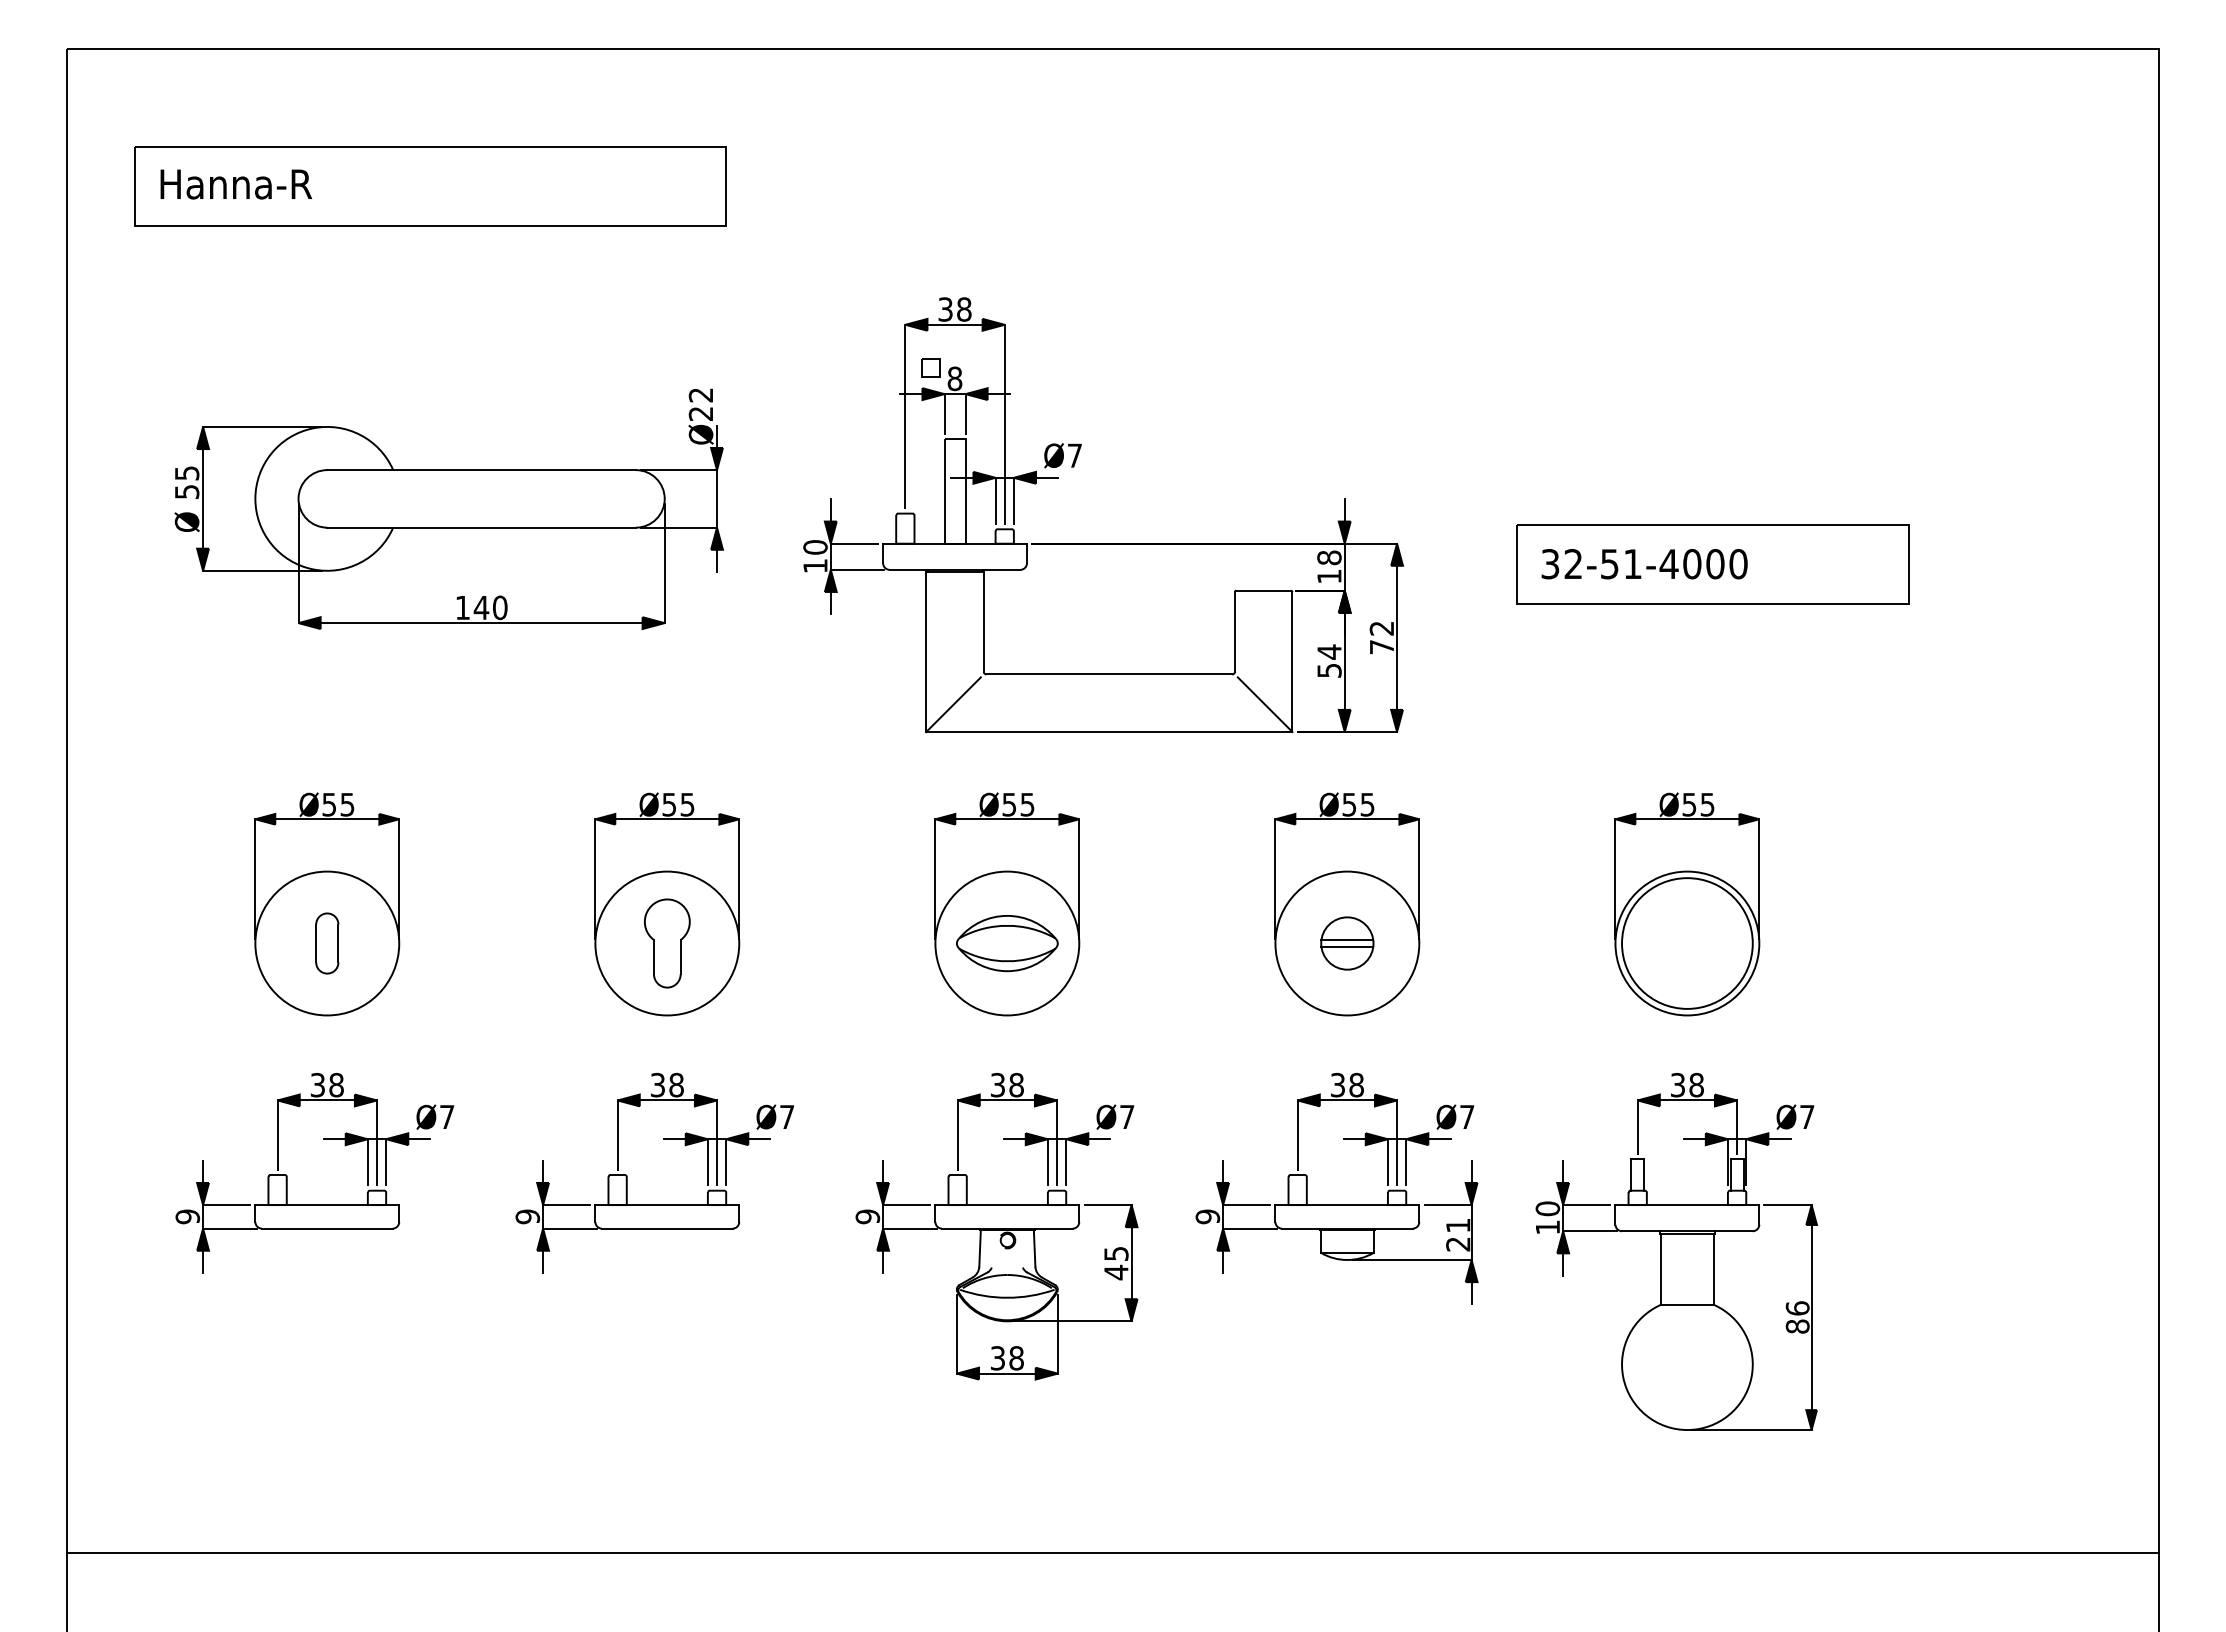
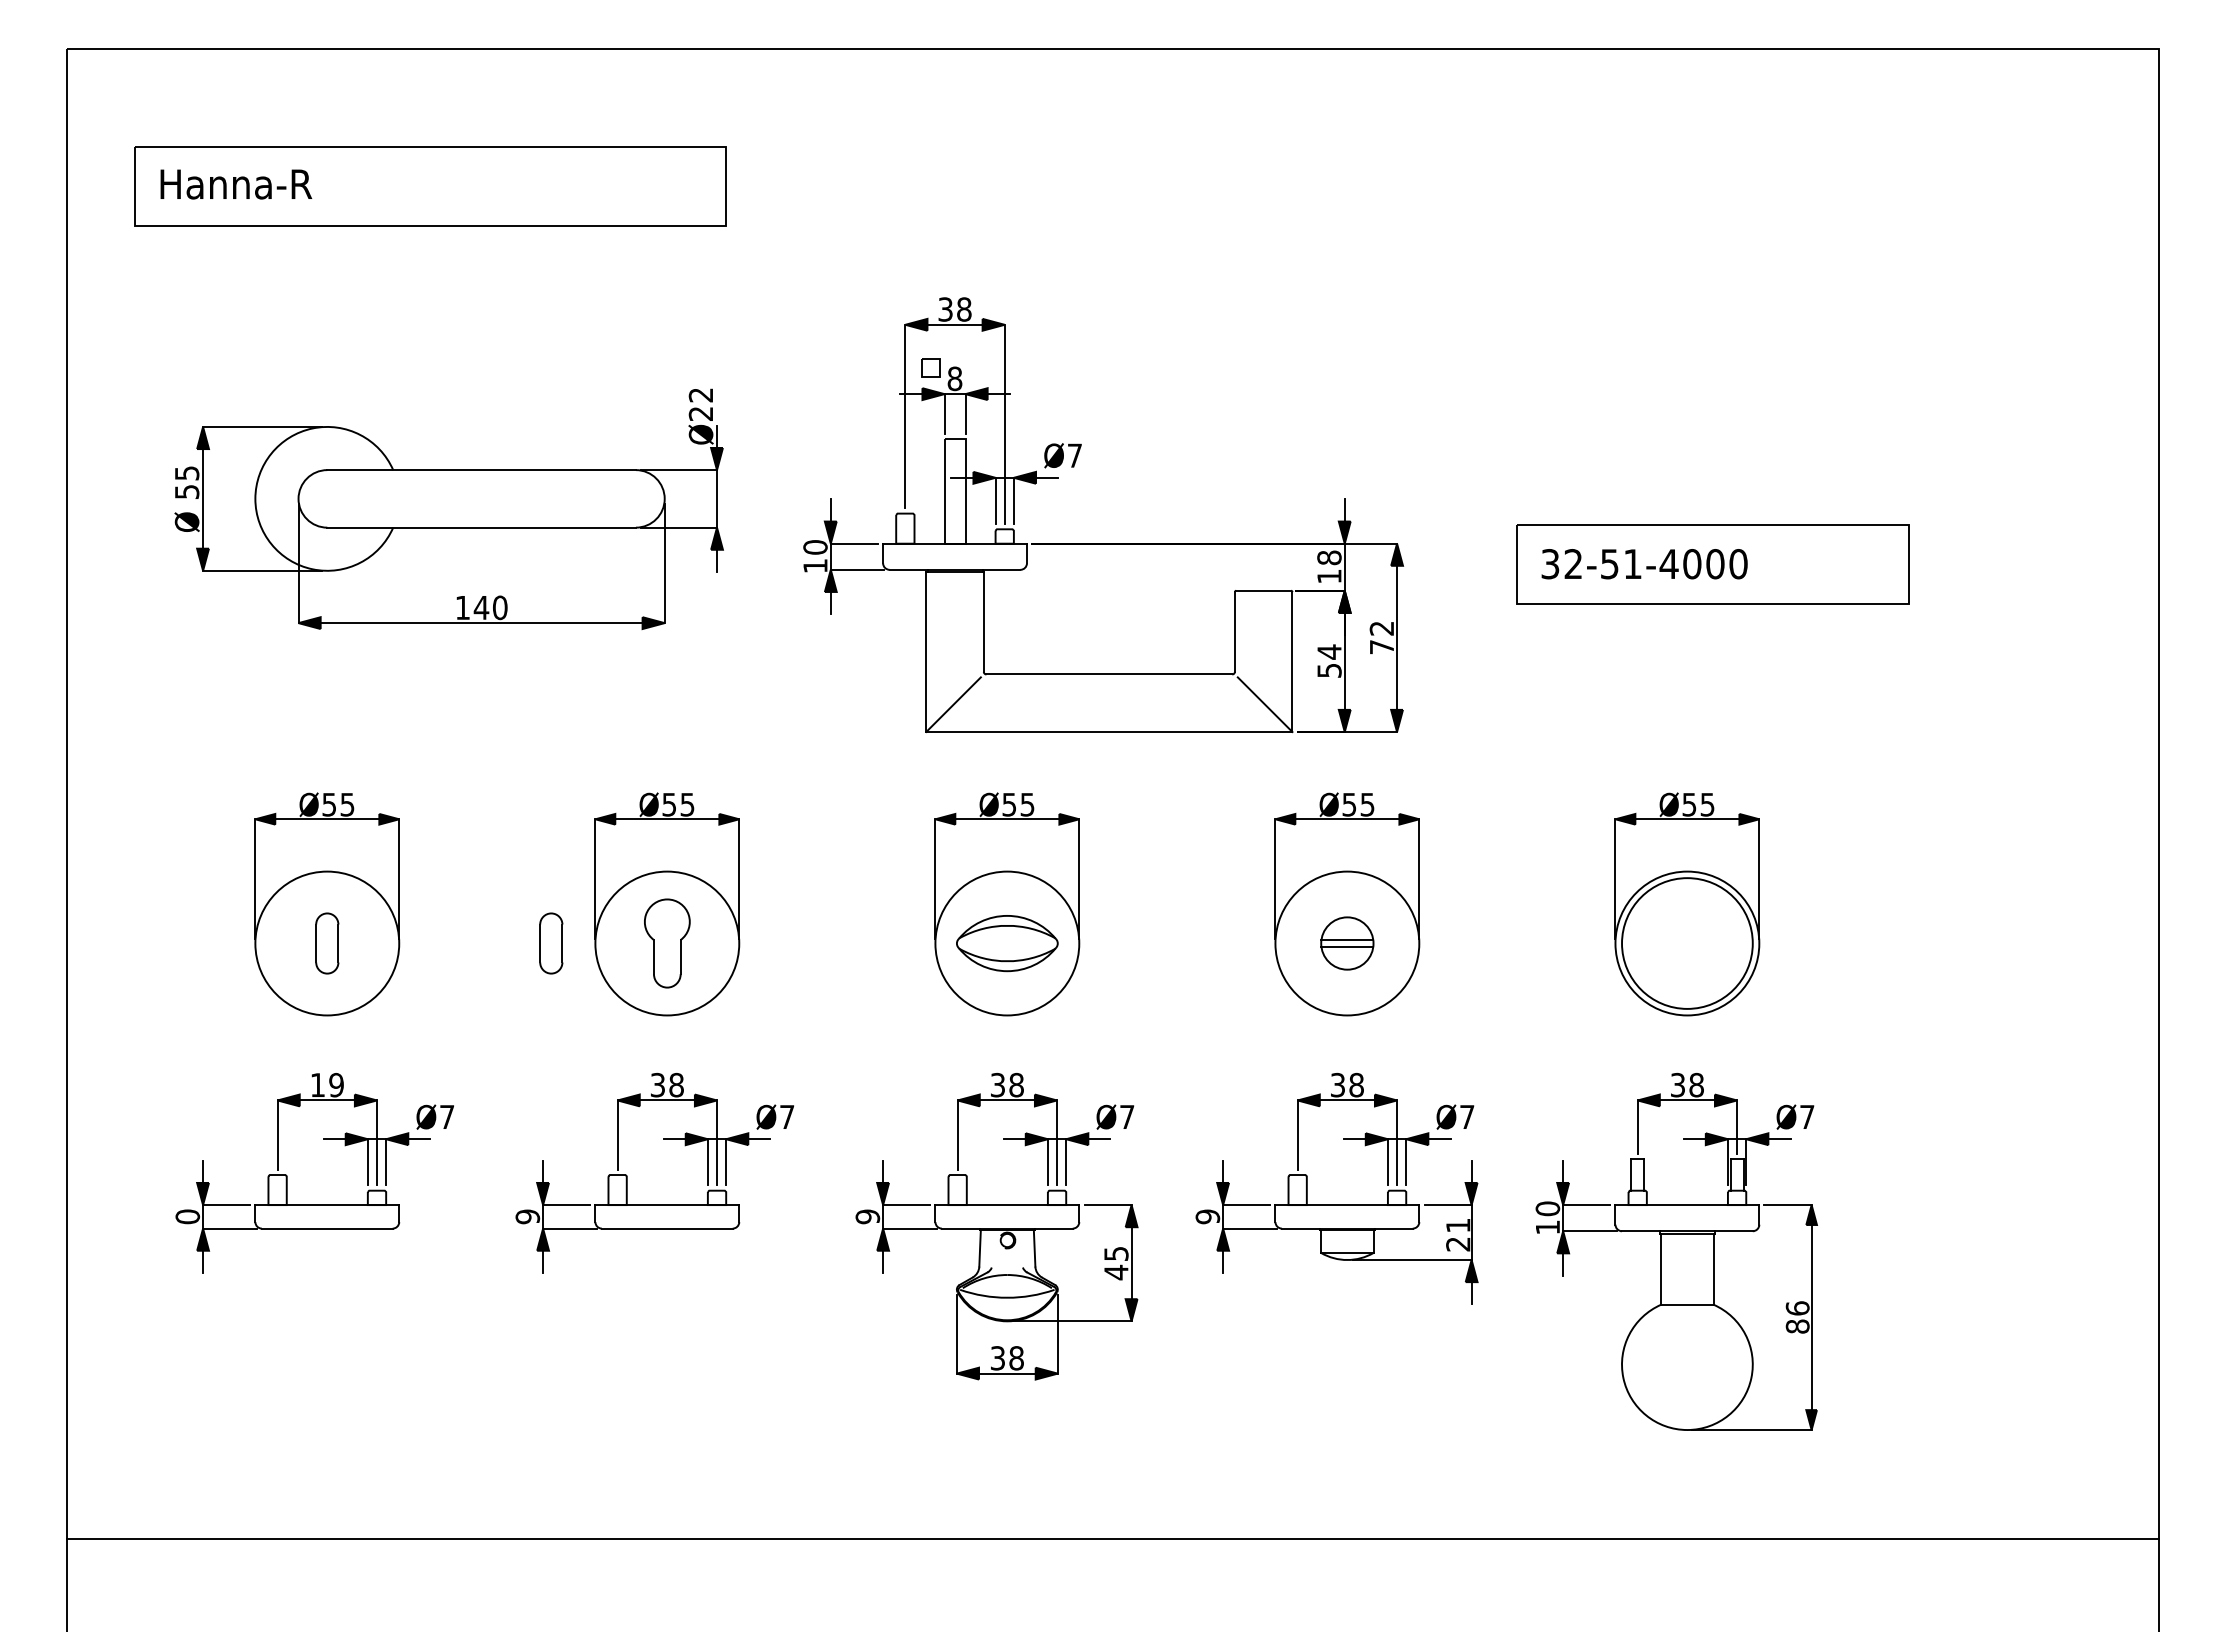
part: none -> present (551, 943)
text: 38 -> 19 (326, 1084)
text: 9 -> 0 (187, 1216)
line position: (1112, 1552) -> (1112, 1538) (1112, 1538)
